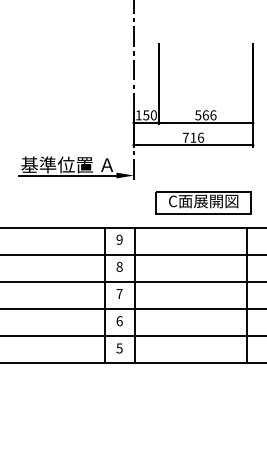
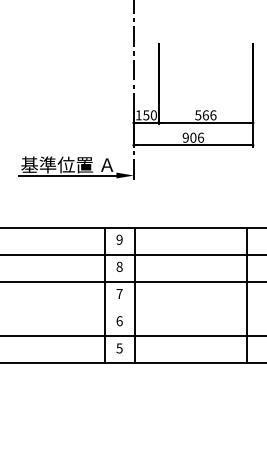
text: 716 -> 906 (189, 137)
part: present -> none (203, 202)
line: present -> none (132, 308)
